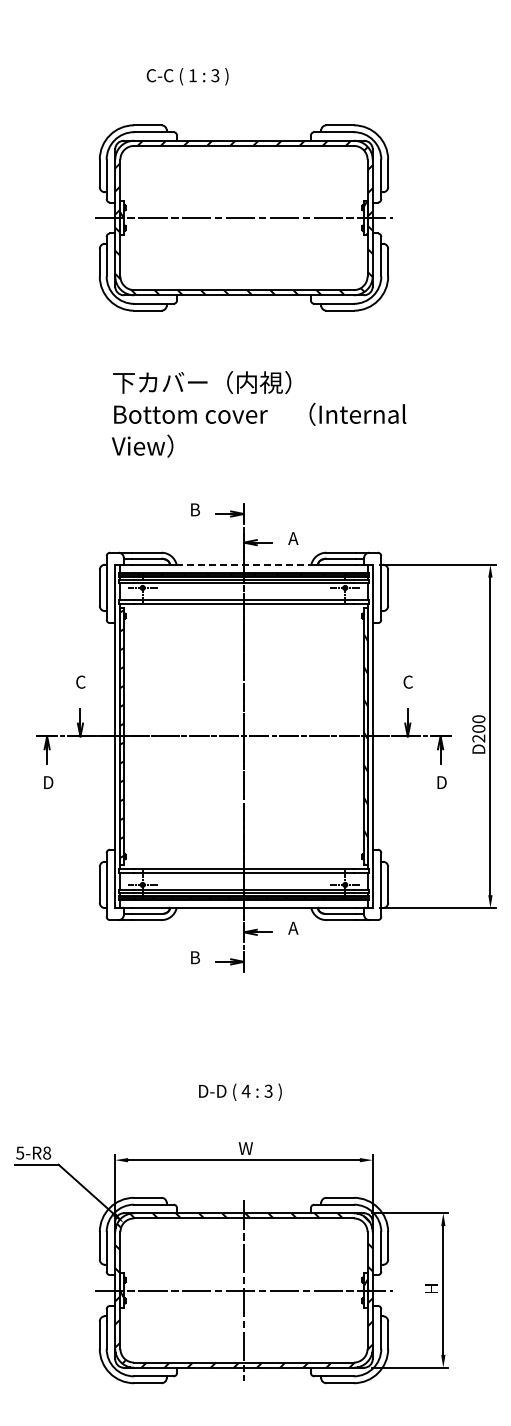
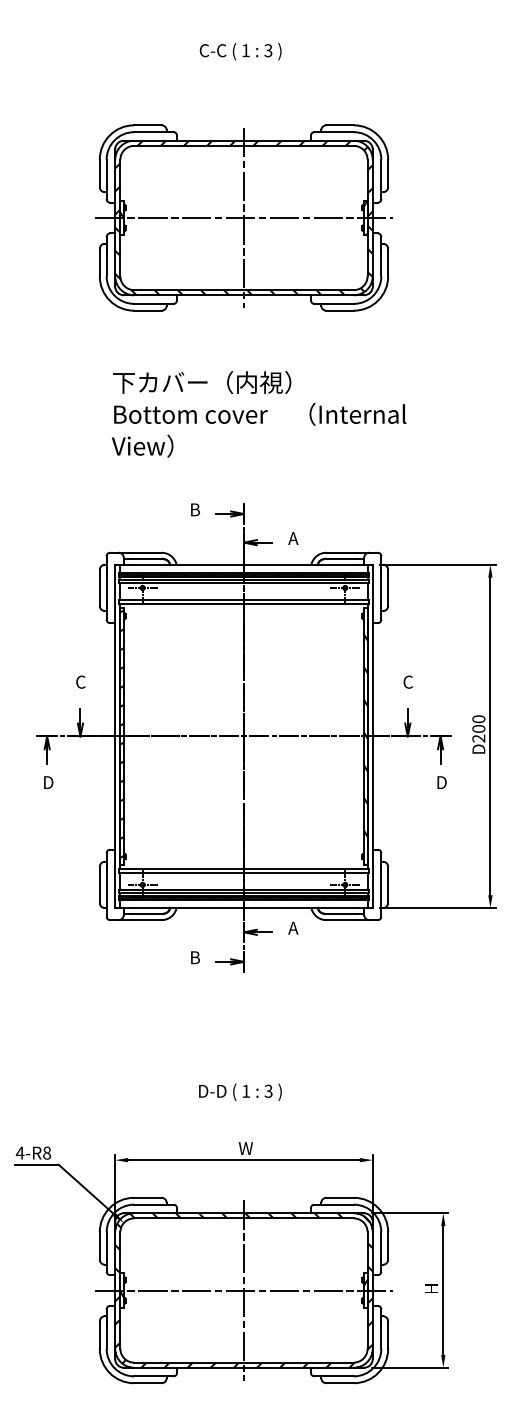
text position: (187, 76) -> (240, 51) (240, 51)
line: none -> present (243, 217)
line: dashed -> solid (243, 564)
text: 4 -> 1 (245, 1091)
text: 5-R8 -> 4-R8 (19, 1152)
